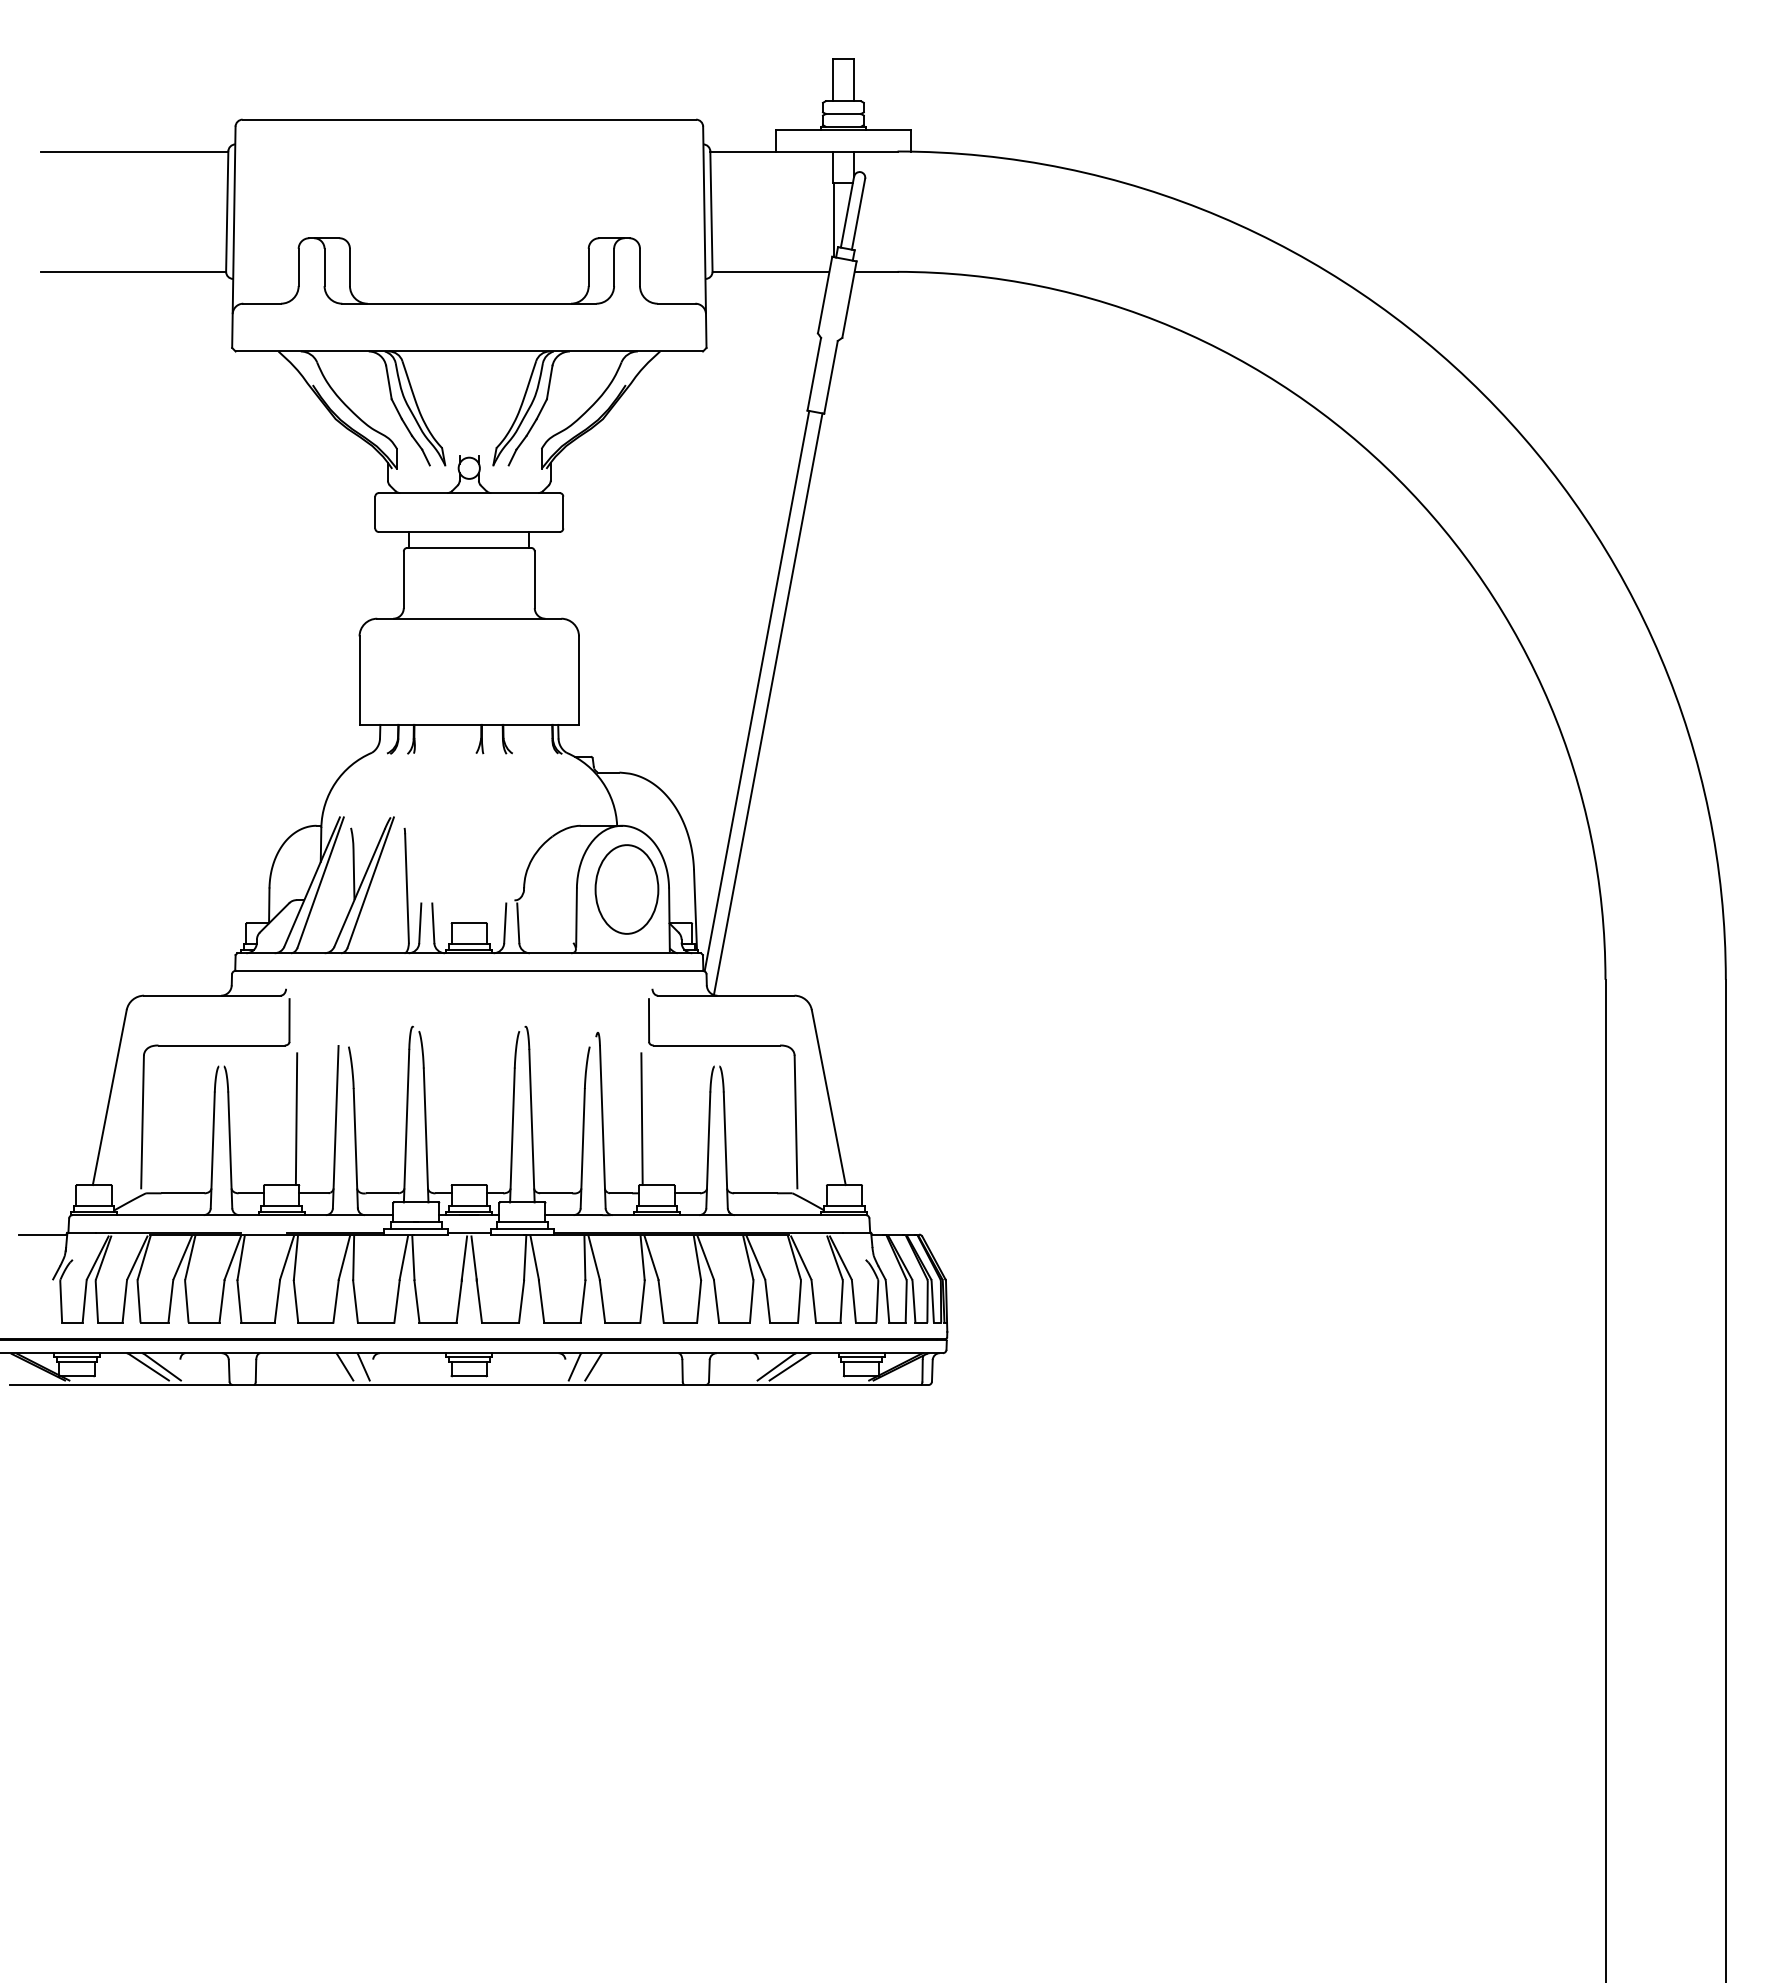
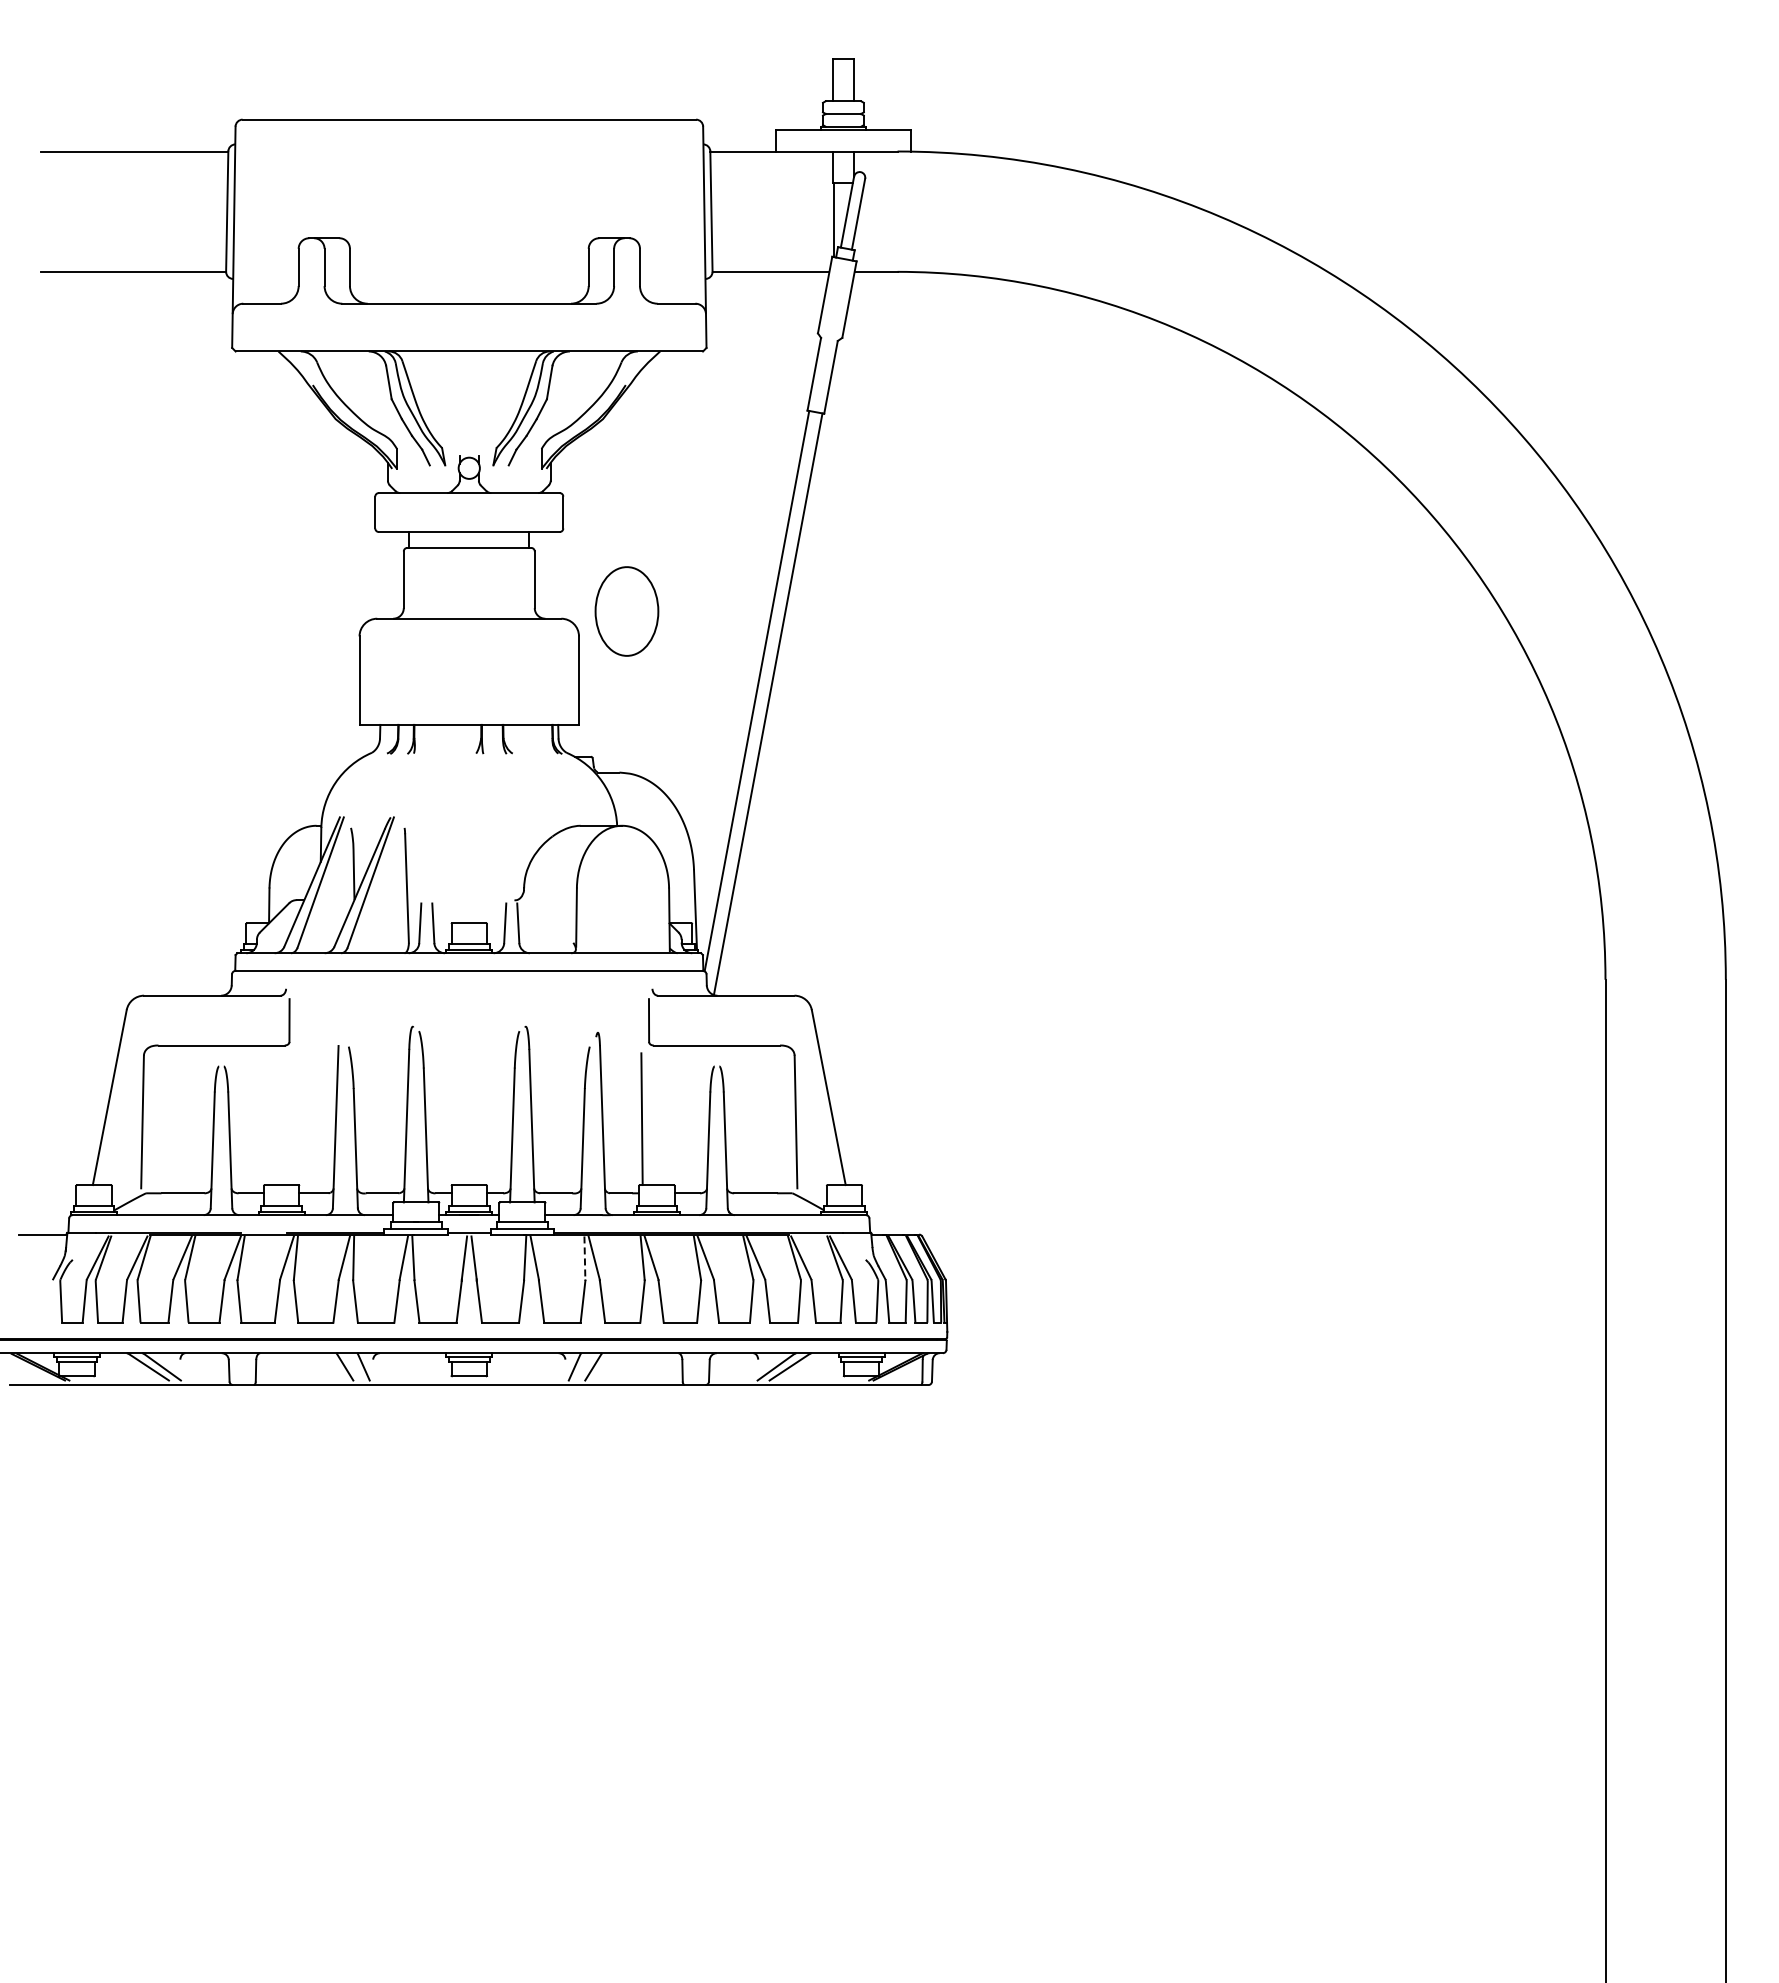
part position: (626, 889) -> (626, 611) (626, 611)
line: present -> none (296, 1119)
line: solid -> dashed (584, 1258)
